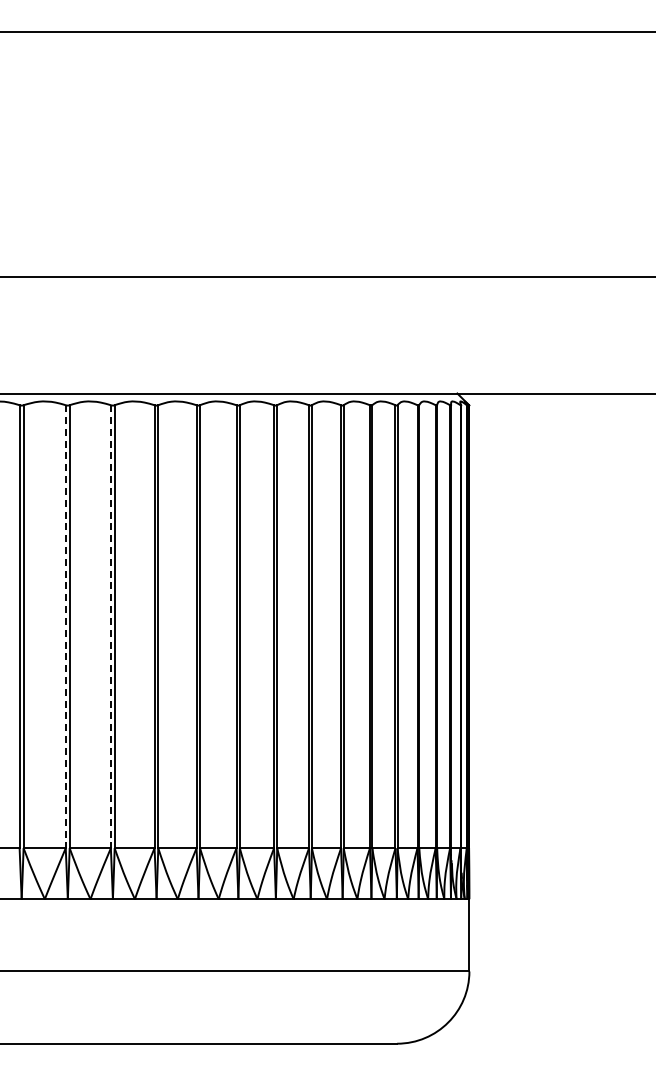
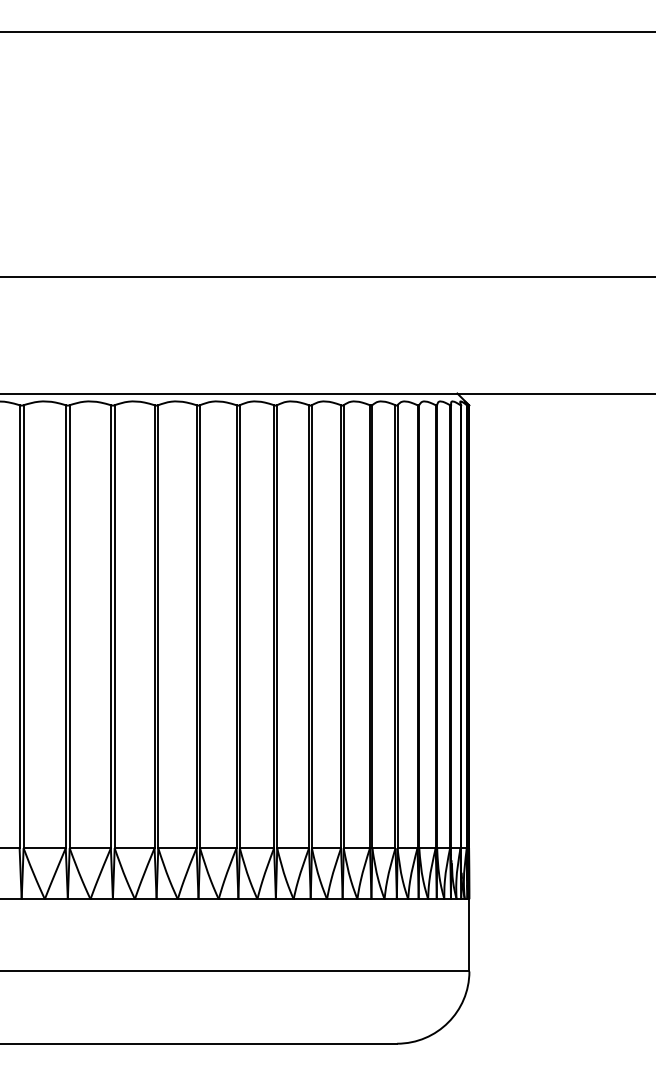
line: dashed -> solid (65, 626)
line: dashed -> solid (110, 626)
